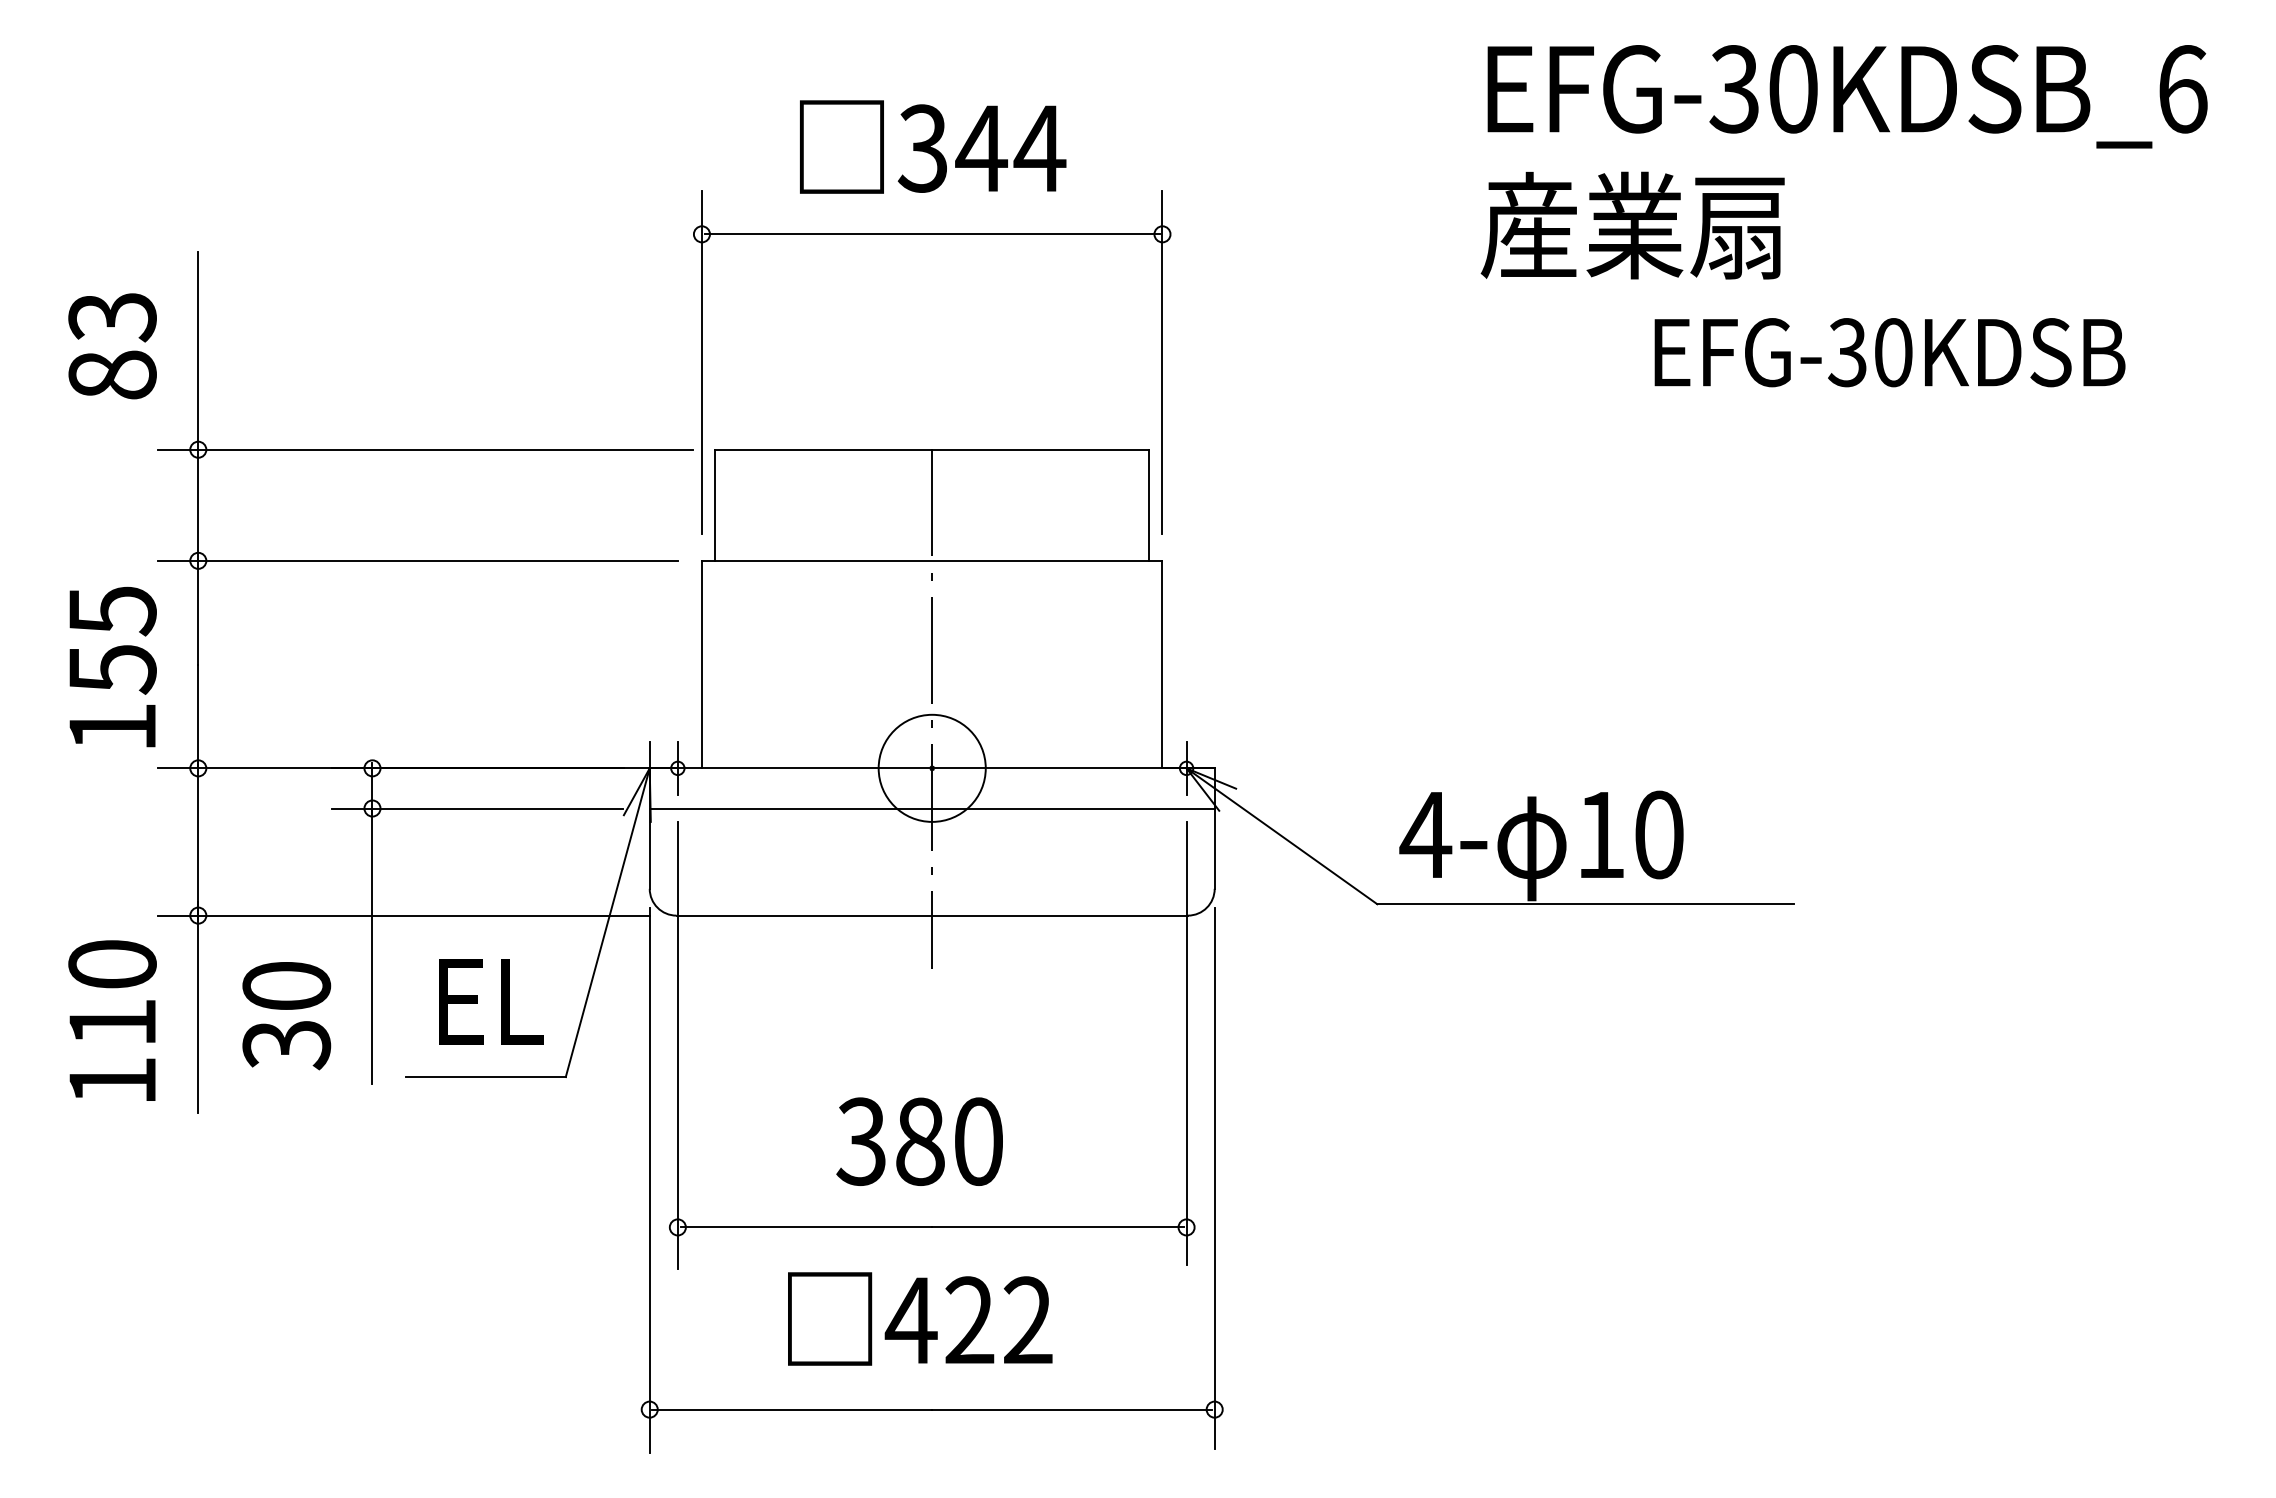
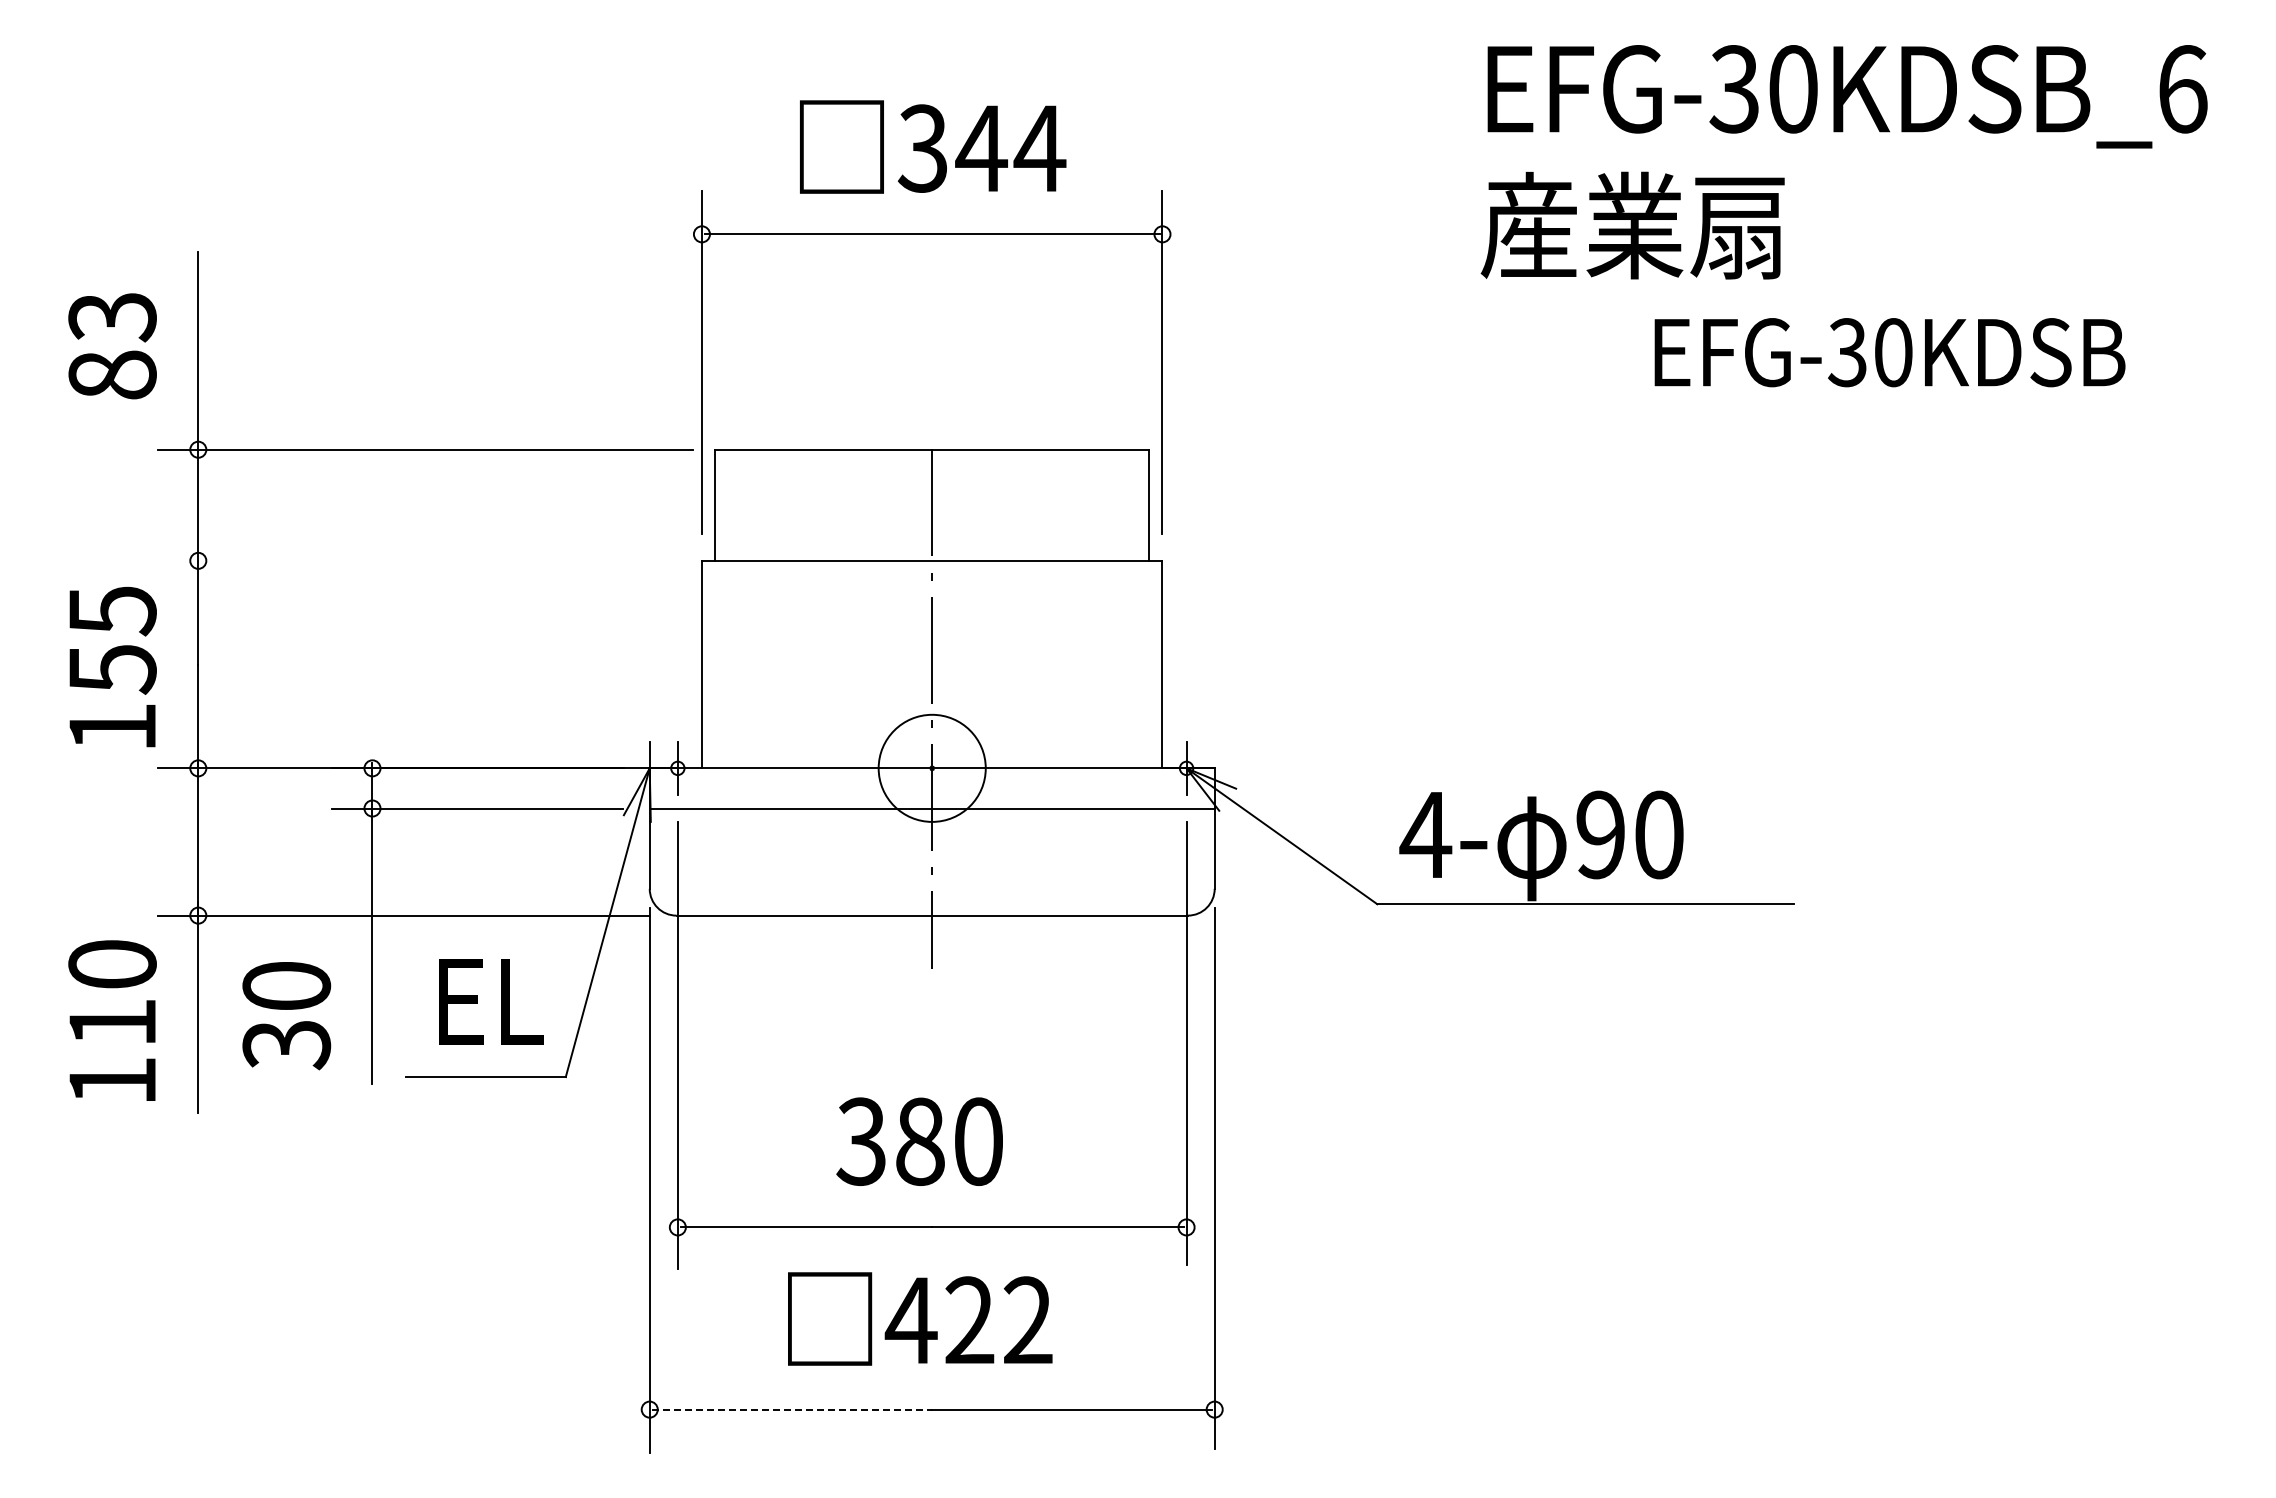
line: present -> none (417, 560)
text: 10 -> 90 (1600, 834)
line: solid -> dashed (792, 1409)
